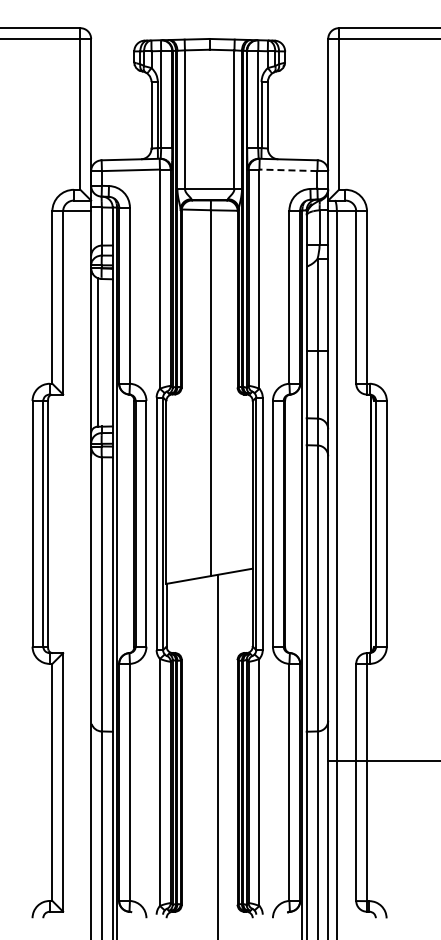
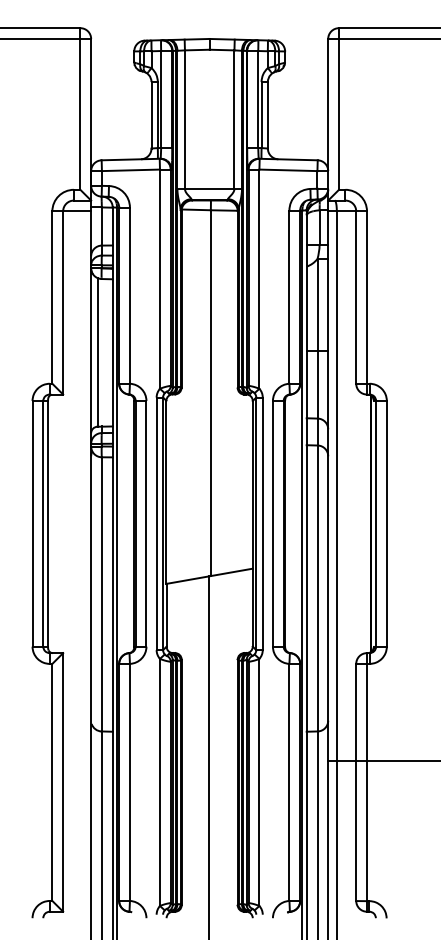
line: dashed -> solid (287, 170)
line position: (217, 756) -> (208, 756) (208, 756)
